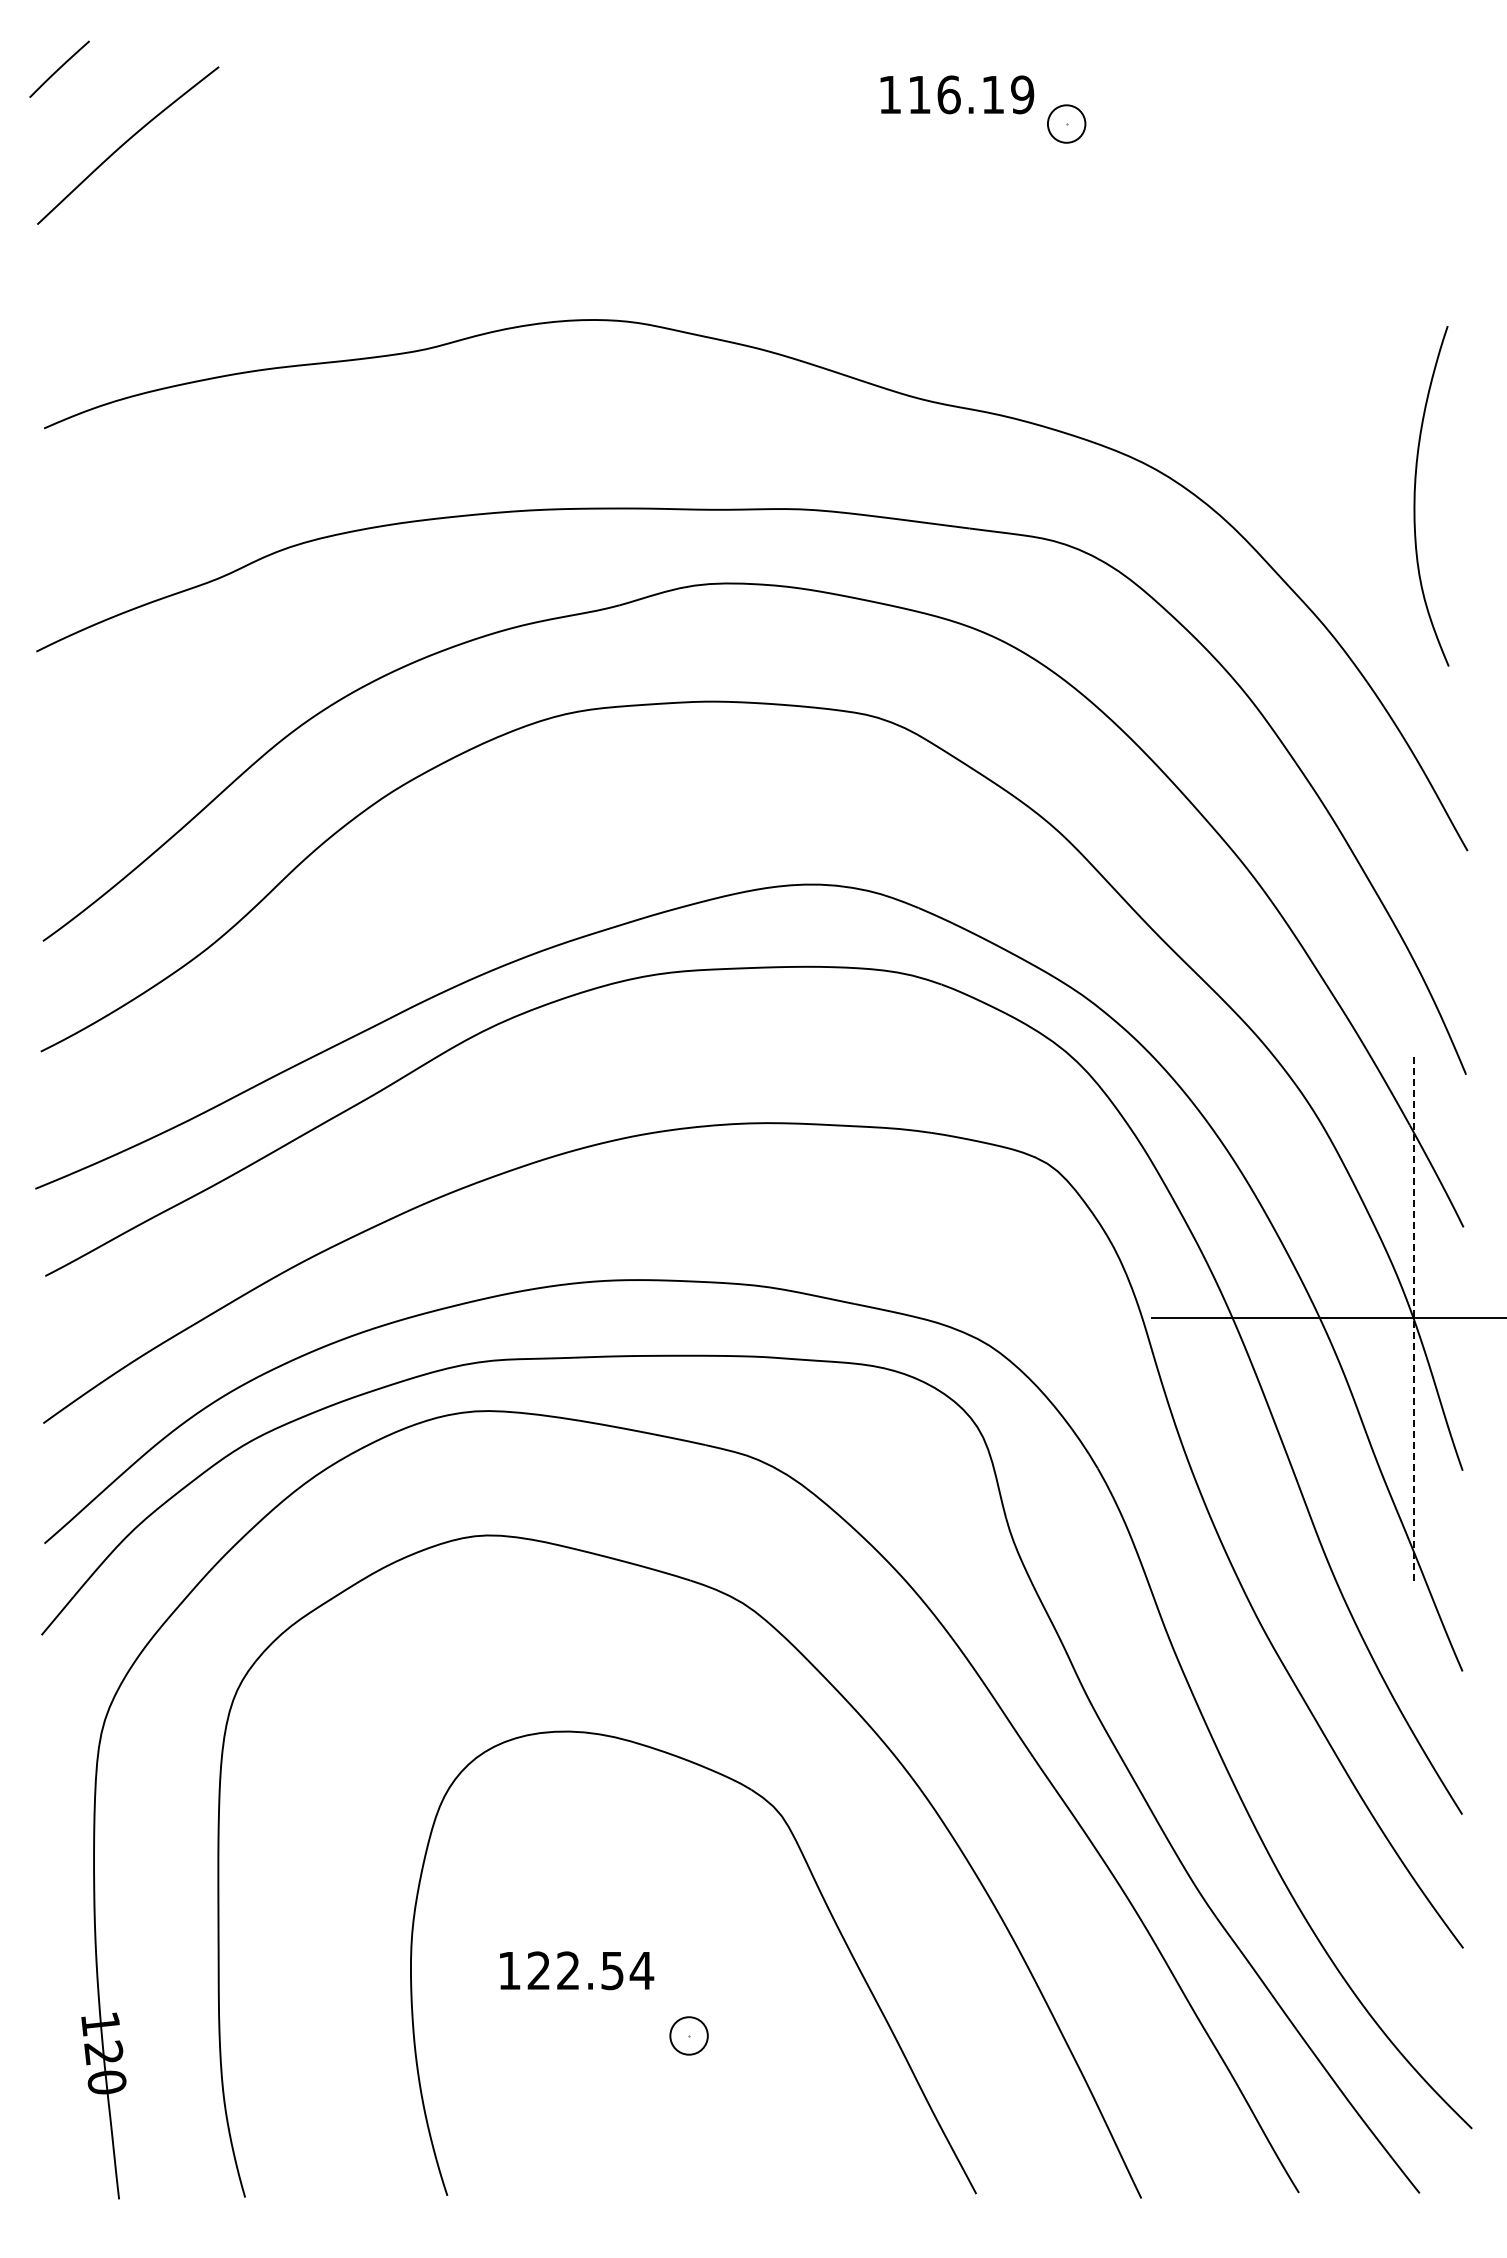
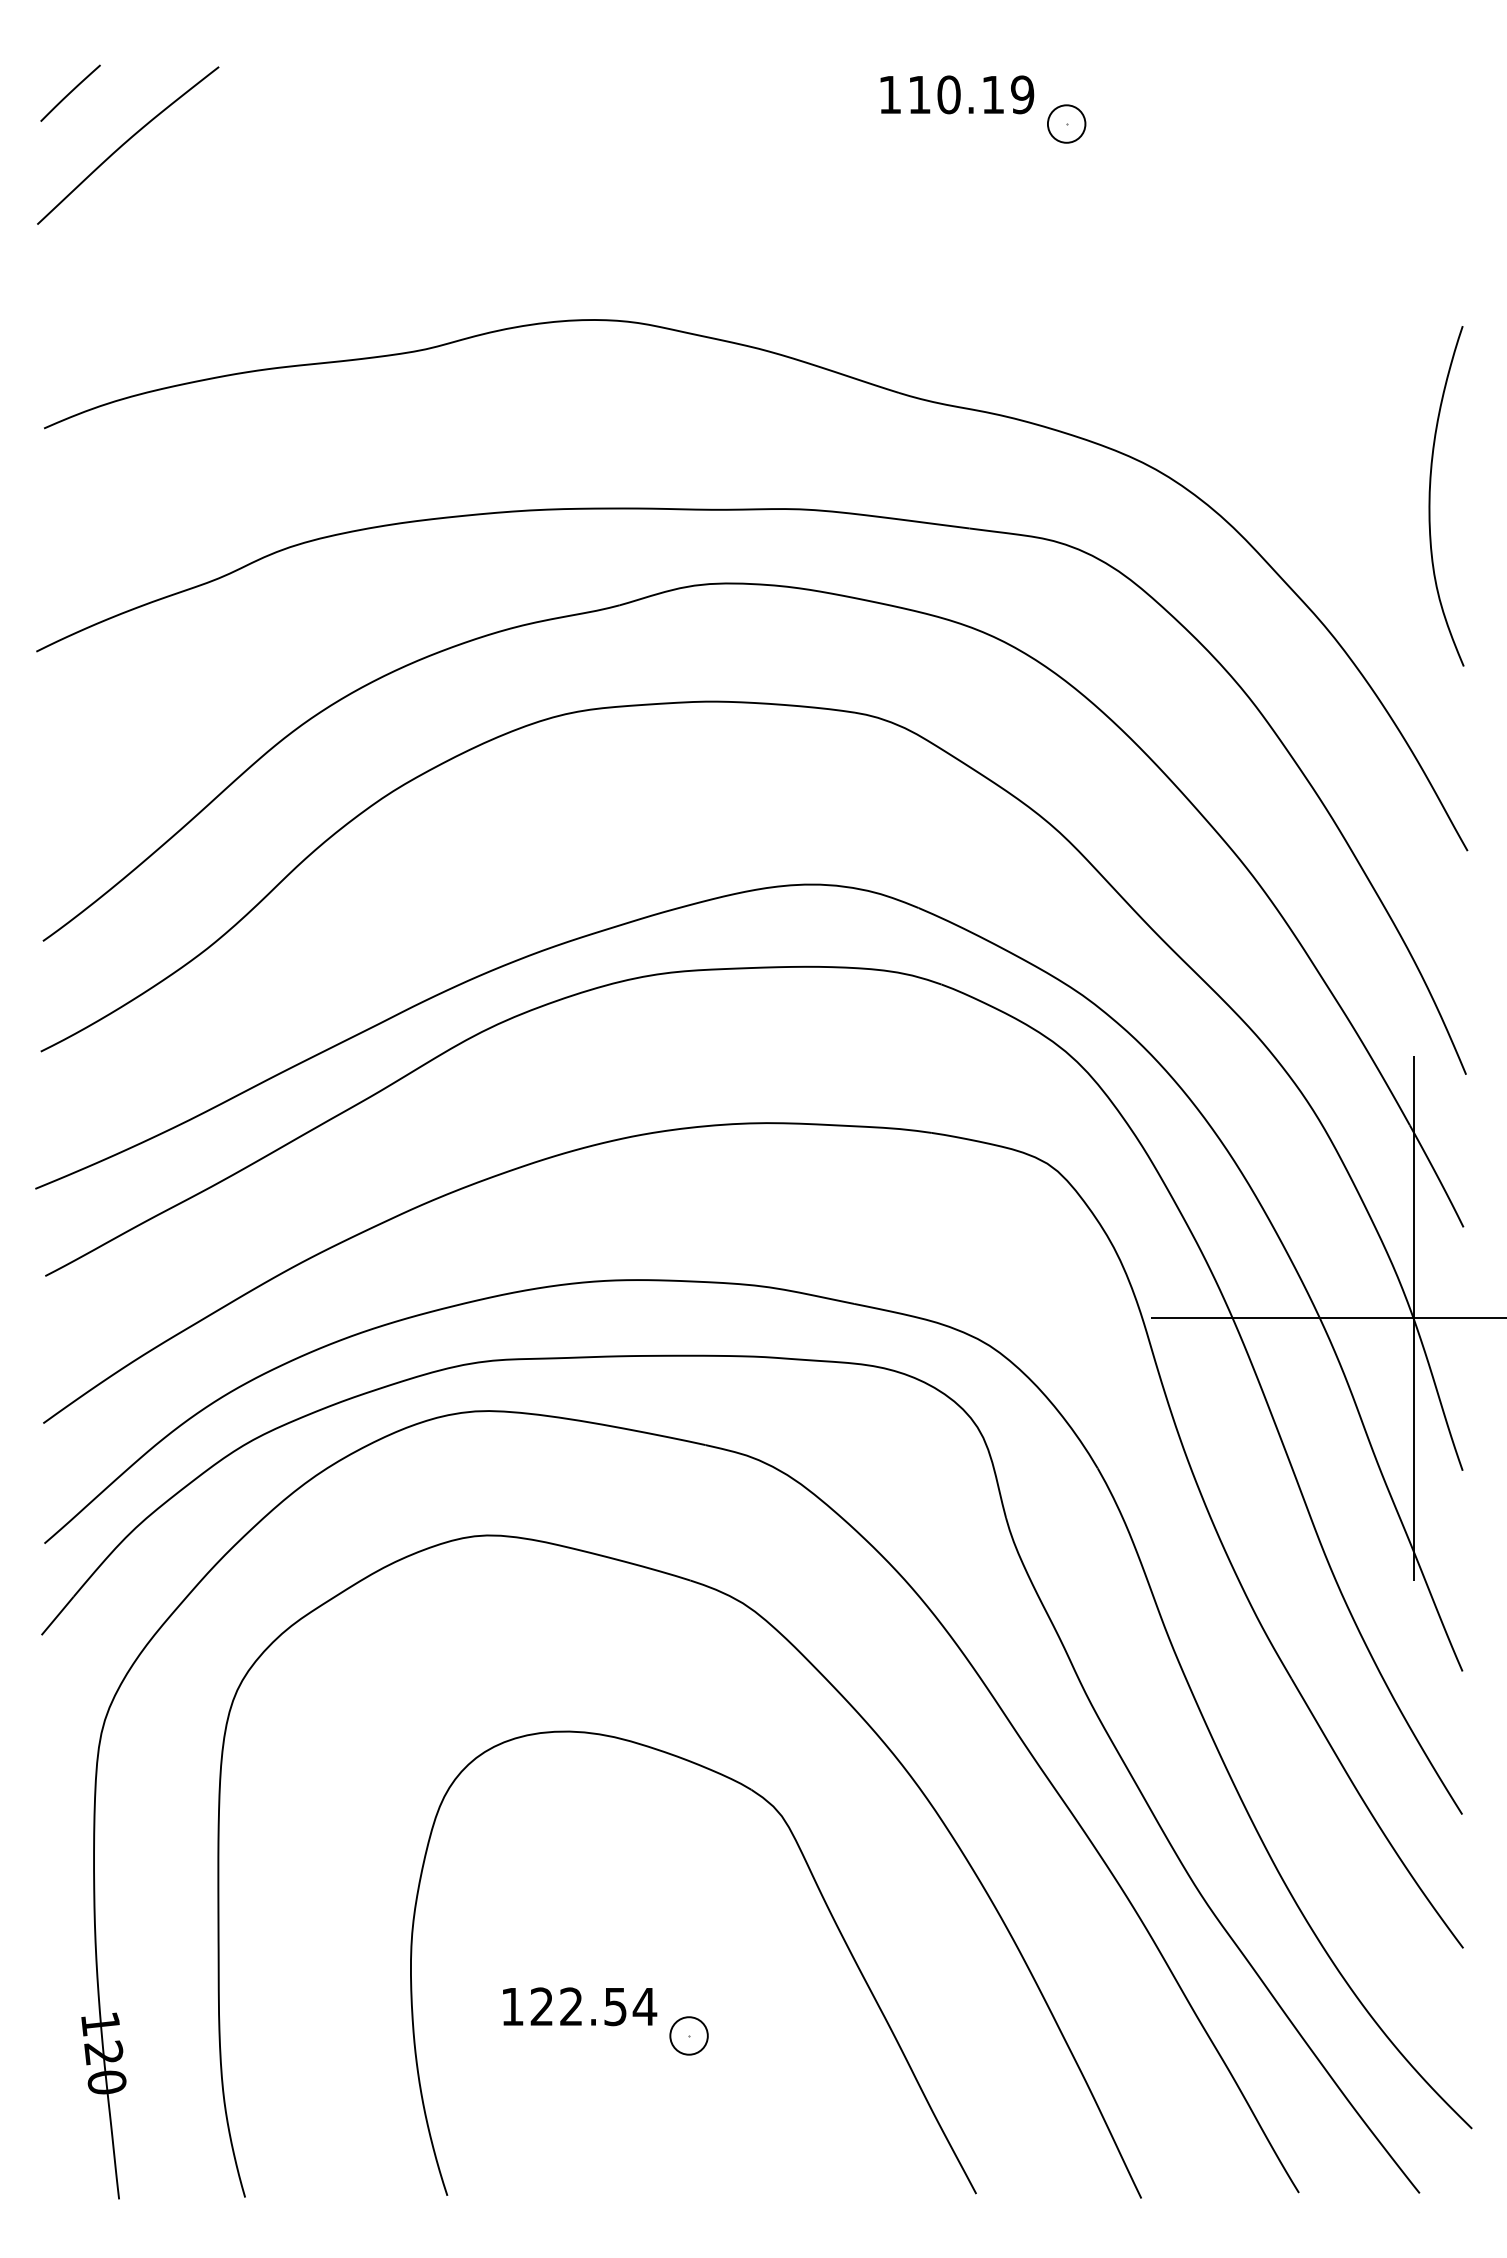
line position: (59, 68) -> (70, 92) (70, 92)
text: 116.19 -> 110.19 (948, 94)
curve position: (1415, 496) -> (1430, 496) (1430, 496)
line: dashed -> solid (1413, 1318)
text position: (577, 1970) -> (580, 2006) (580, 2006)
